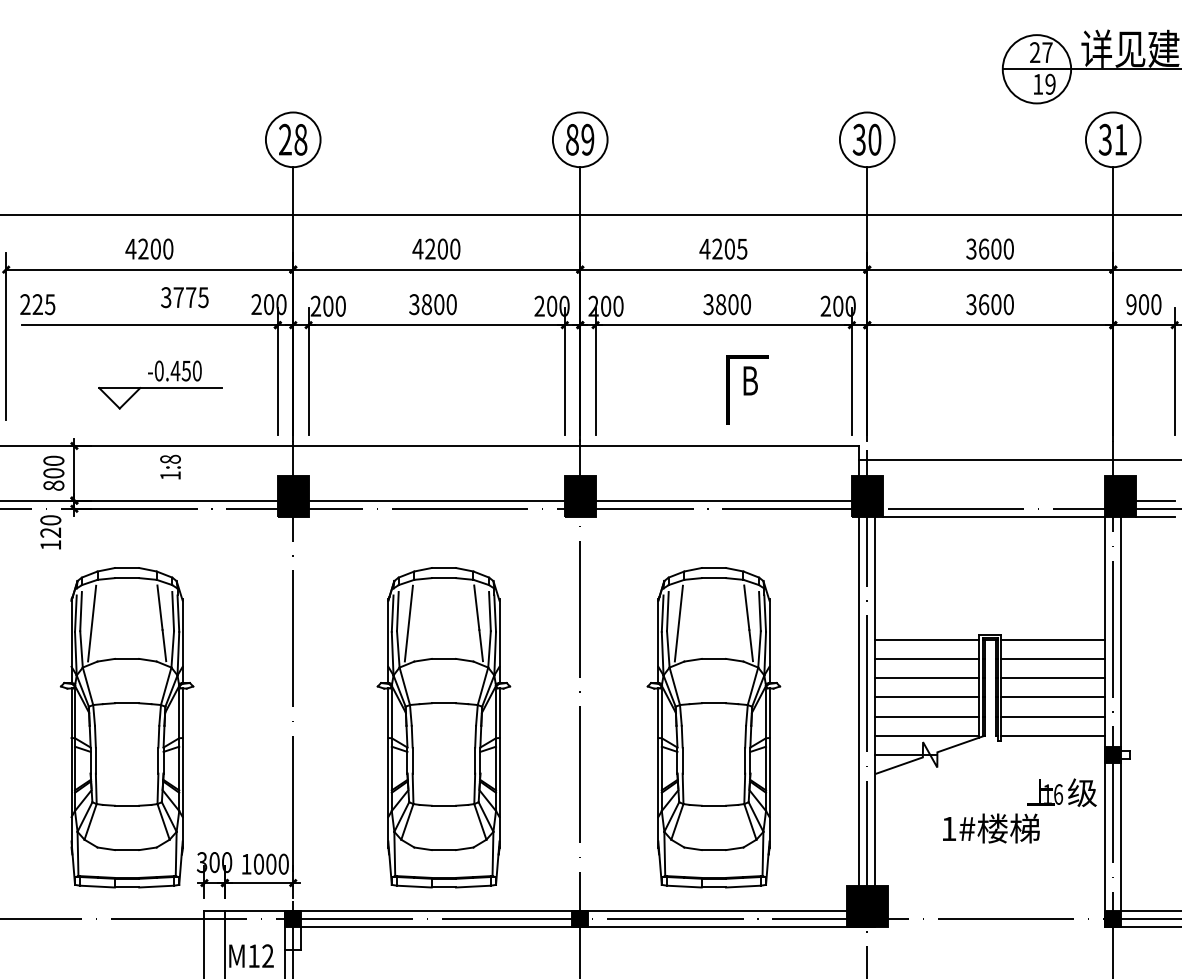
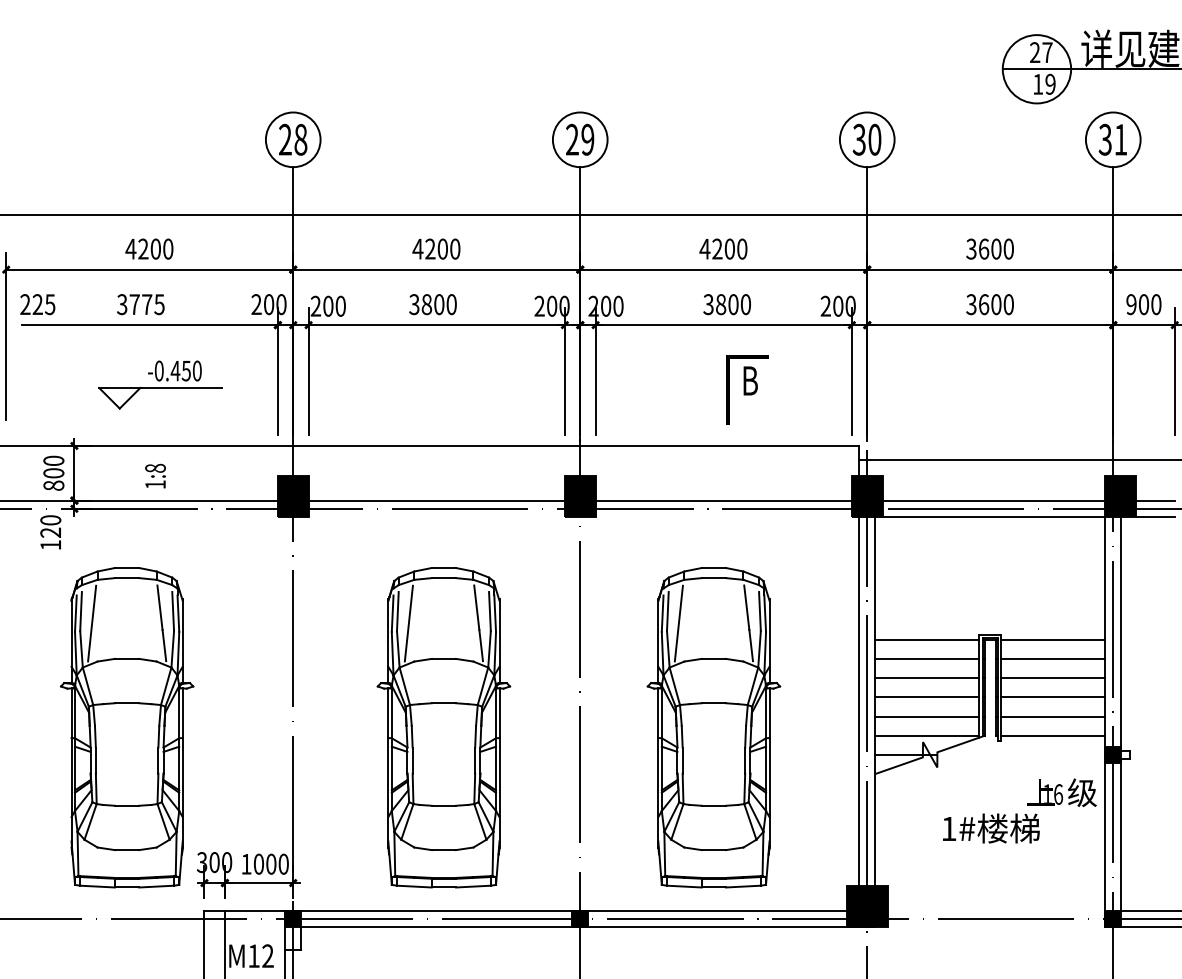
text: 89 -> 29 (572, 139)
text: 4205 -> 4200 (742, 248)
text position: (184, 297) -> (140, 304) (140, 304)
text position: (170, 466) -> (155, 475) (155, 475)
line: none -> present (993, 500)
